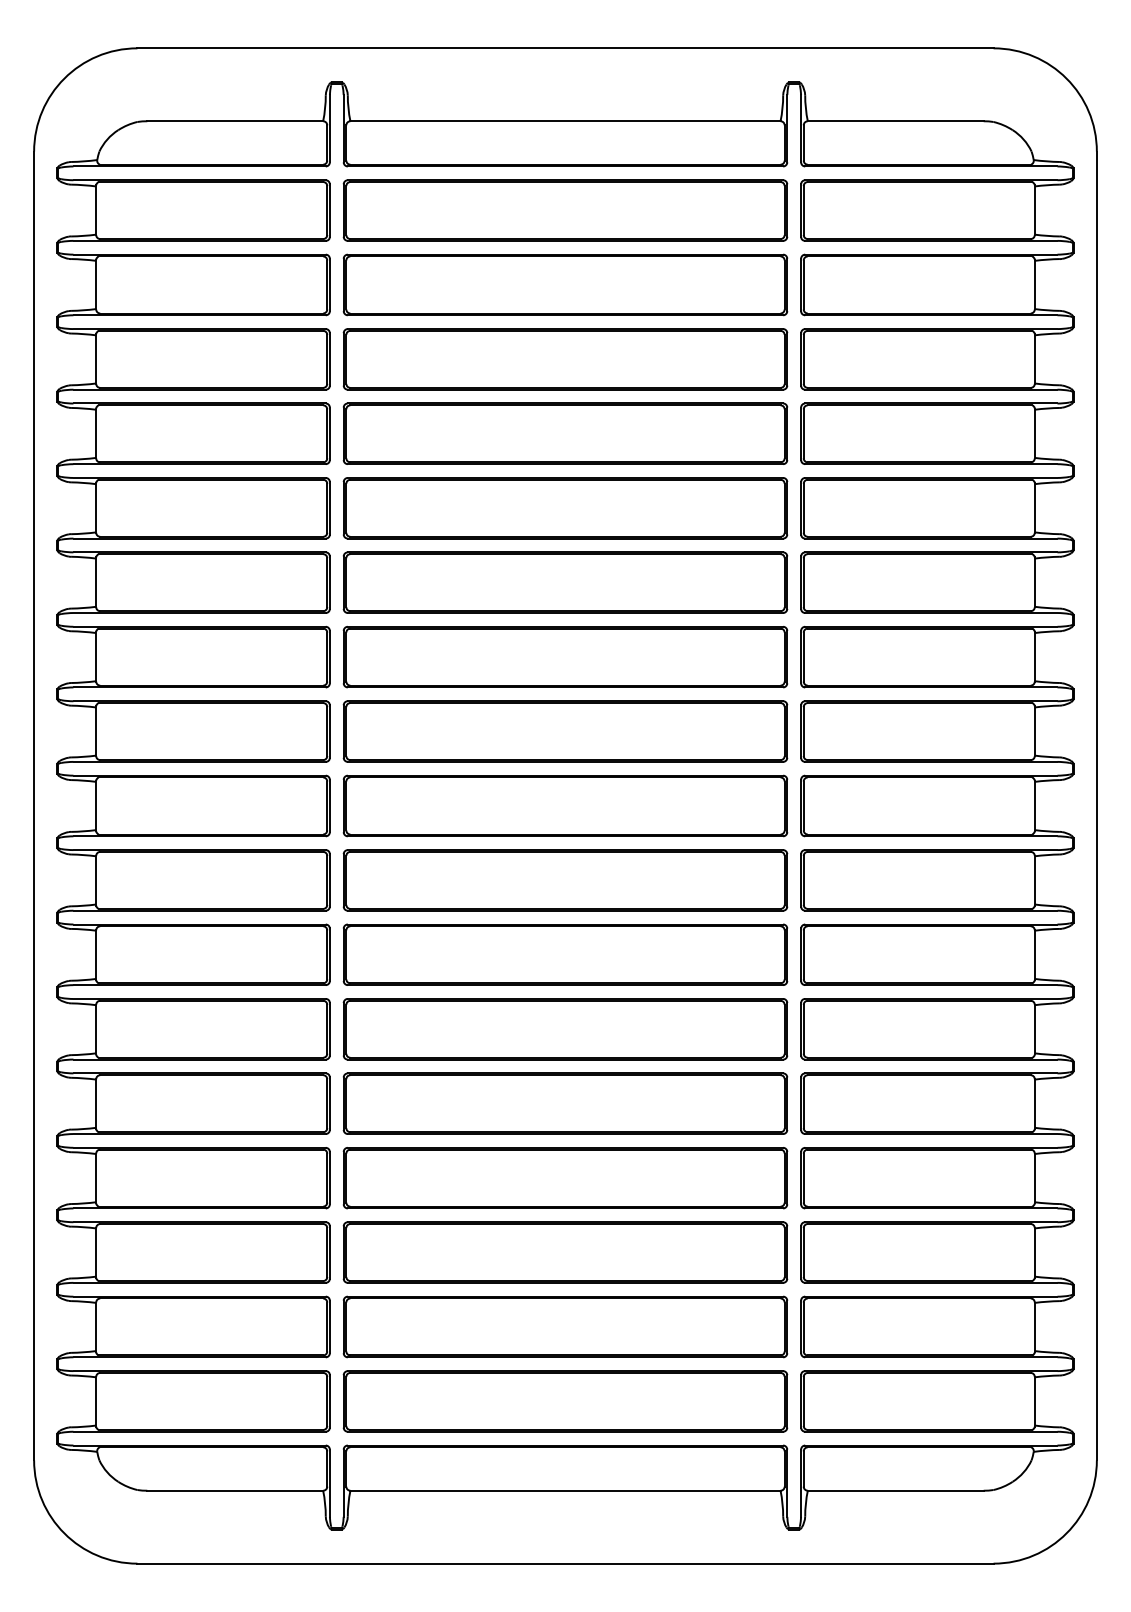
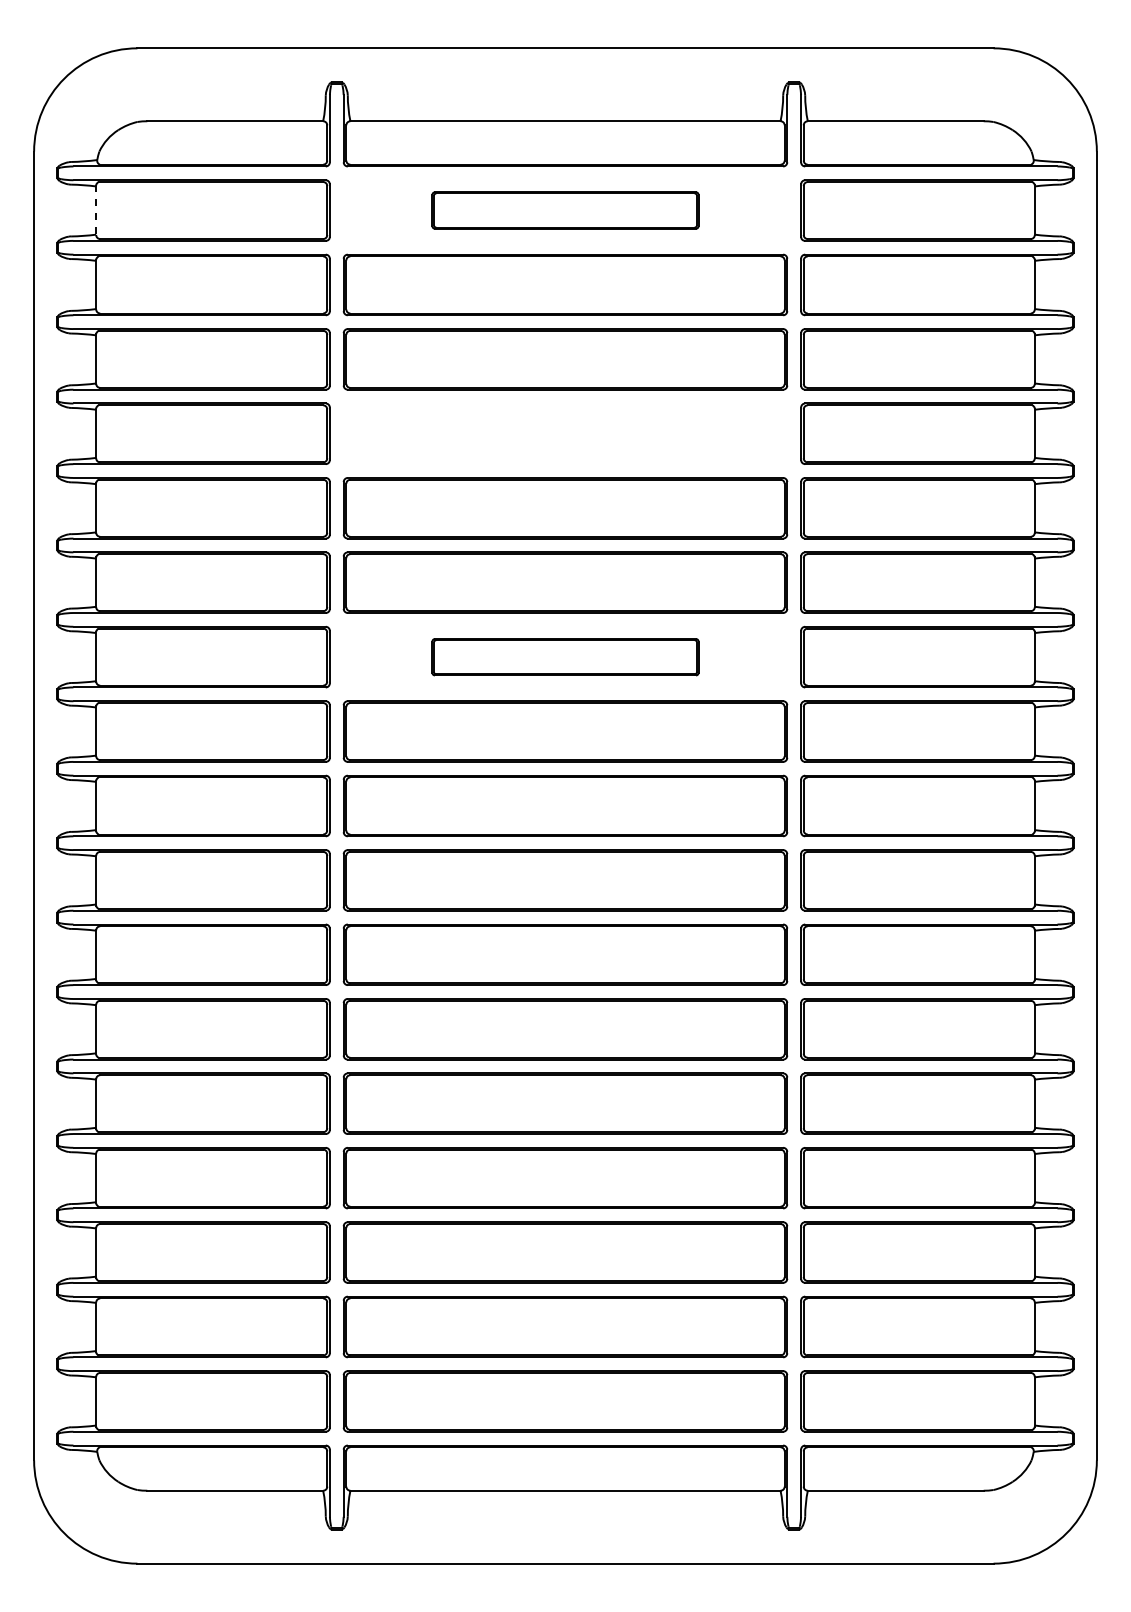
line: solid -> dashed (96, 210)
part size: 447x63 px -> 269x39 px (565, 210)
part: present -> none (565, 433)
part size: 447x63 px -> 269x39 px (565, 657)
